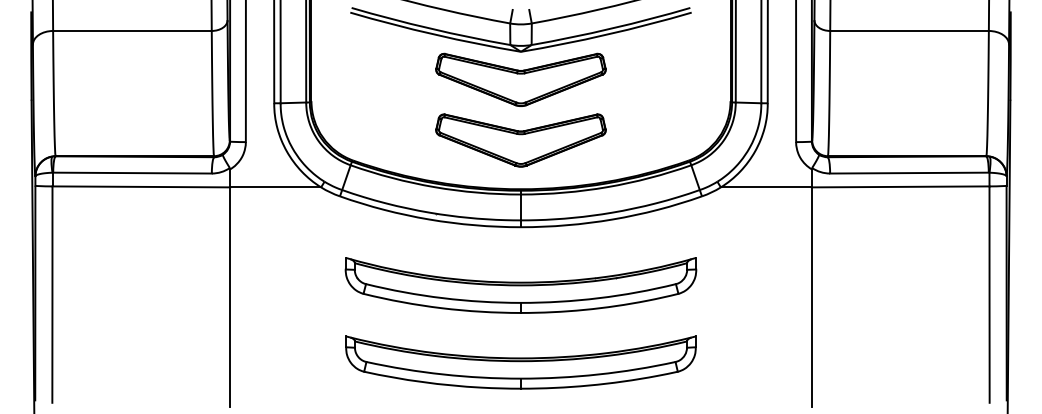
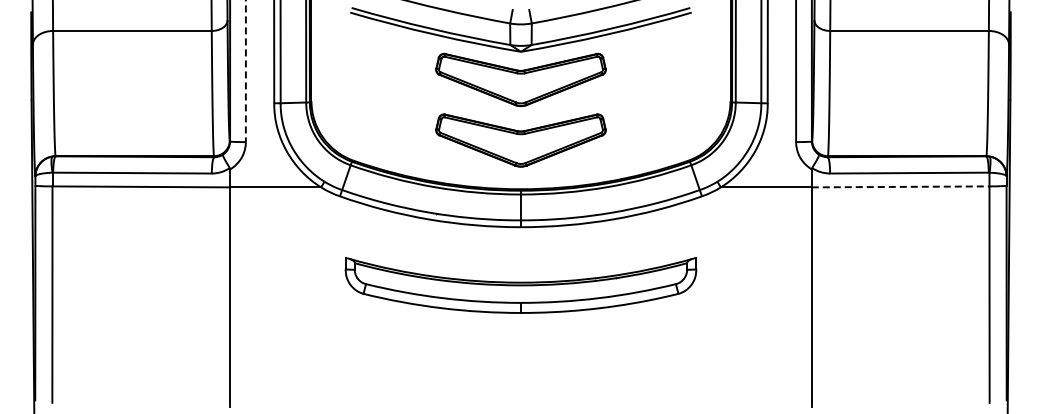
line: solid -> dashed (245, 71)
line: solid -> dashed (900, 186)
part: present -> none (520, 362)
